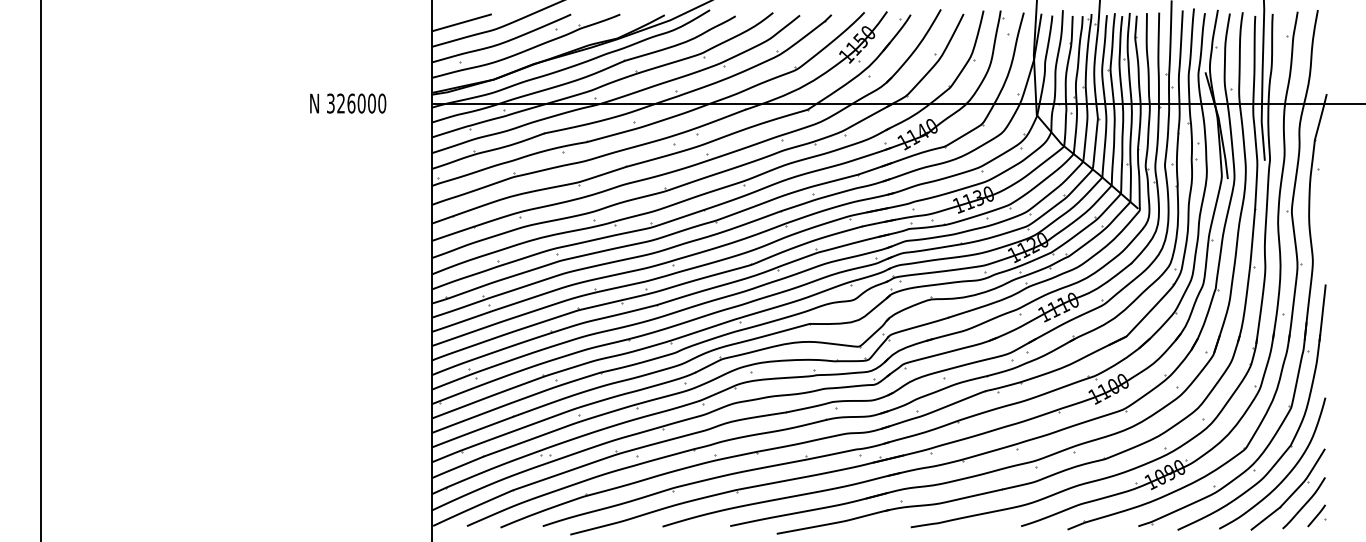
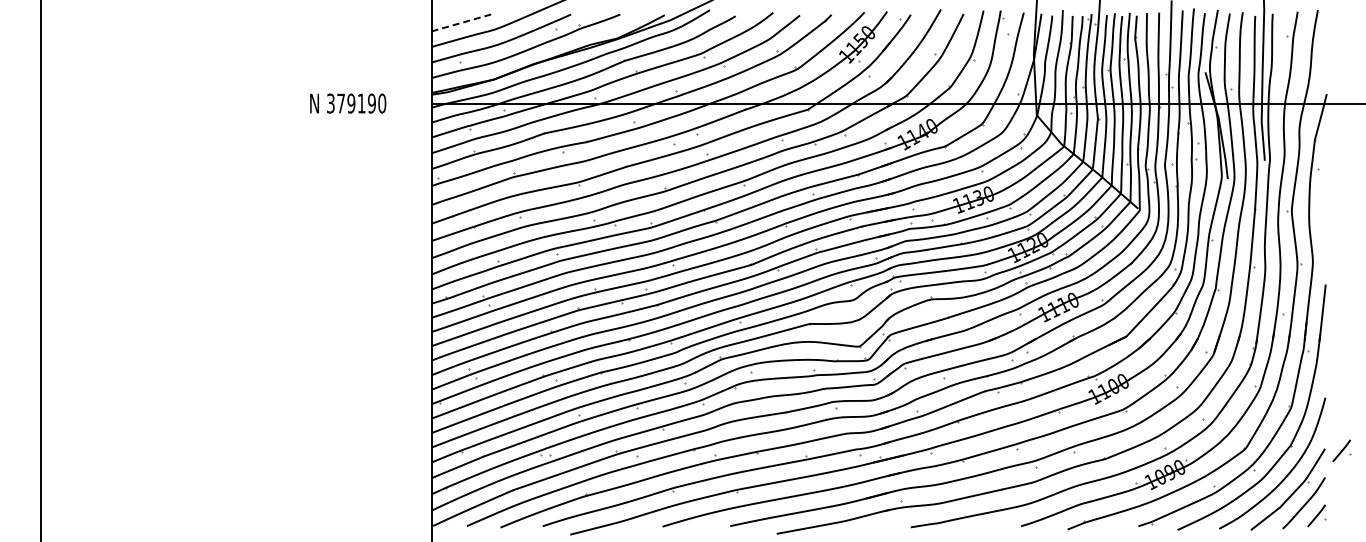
line: solid -> dashed (461, 23)
text: 326000 -> 379190 (356, 103)
part: none -> present (1341, 450)
